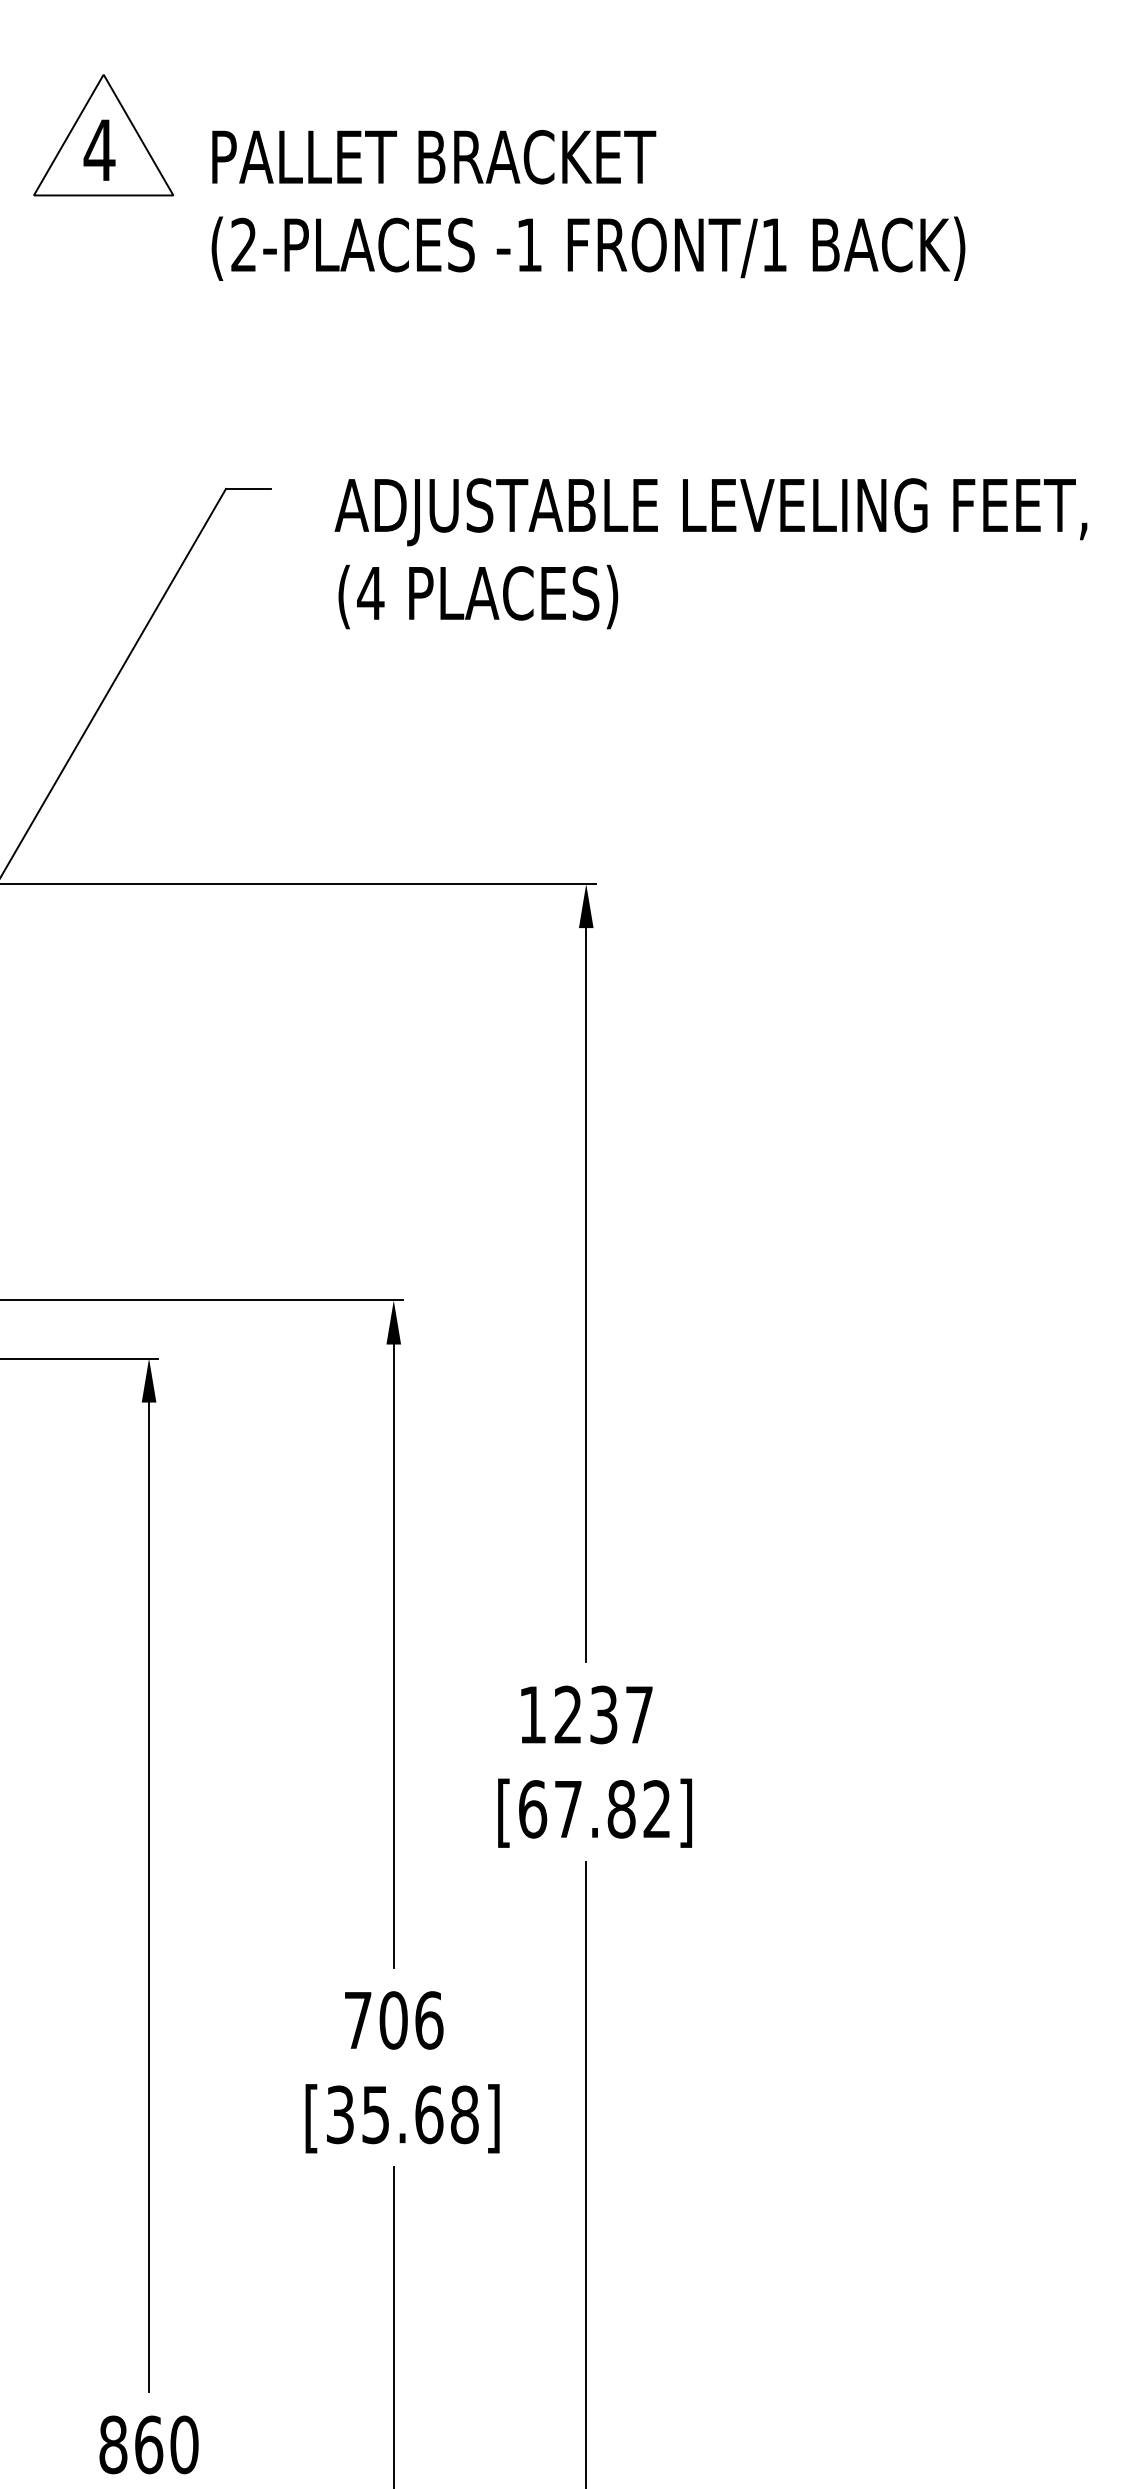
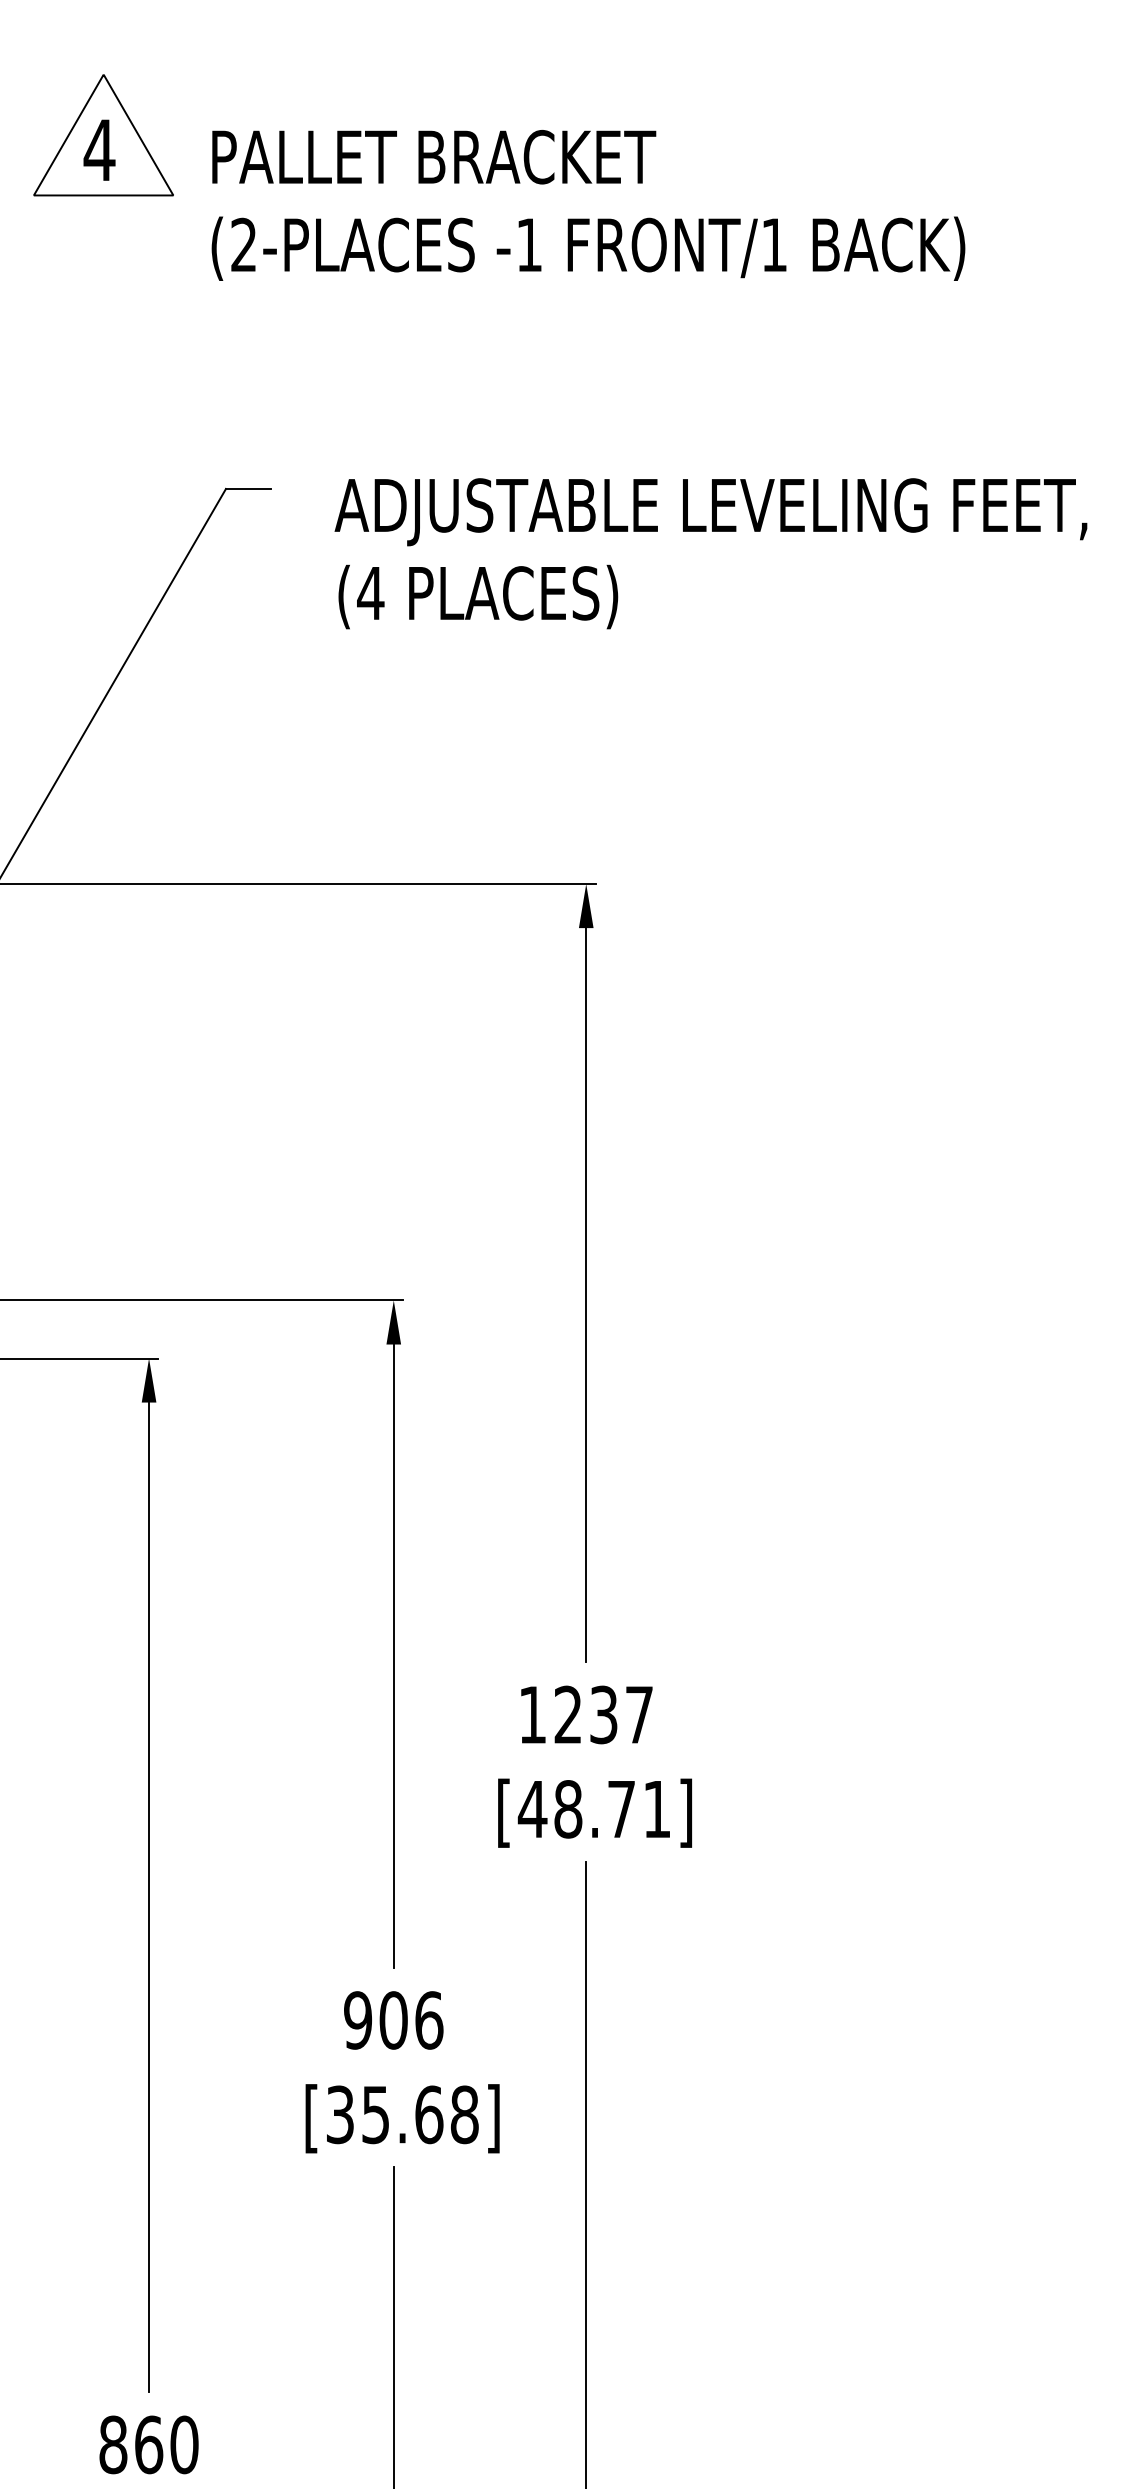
text: [67.82] -> [48.71] (593, 1809)
text: 706 -> 906 (358, 2020)
